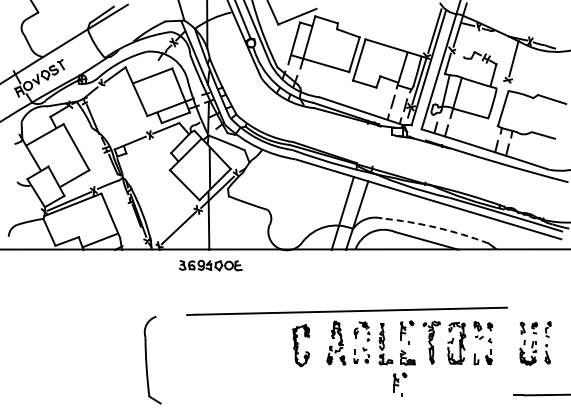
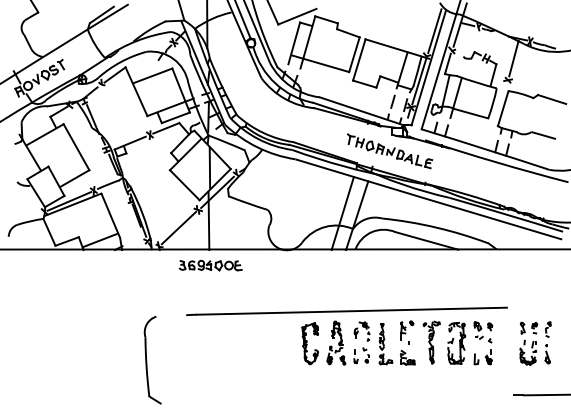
part: none -> present (390, 151)
arc: dashed -> solid (436, 227)
part position: (300, 345) -> (309, 343) (309, 343)
part: present -> none (400, 384)
